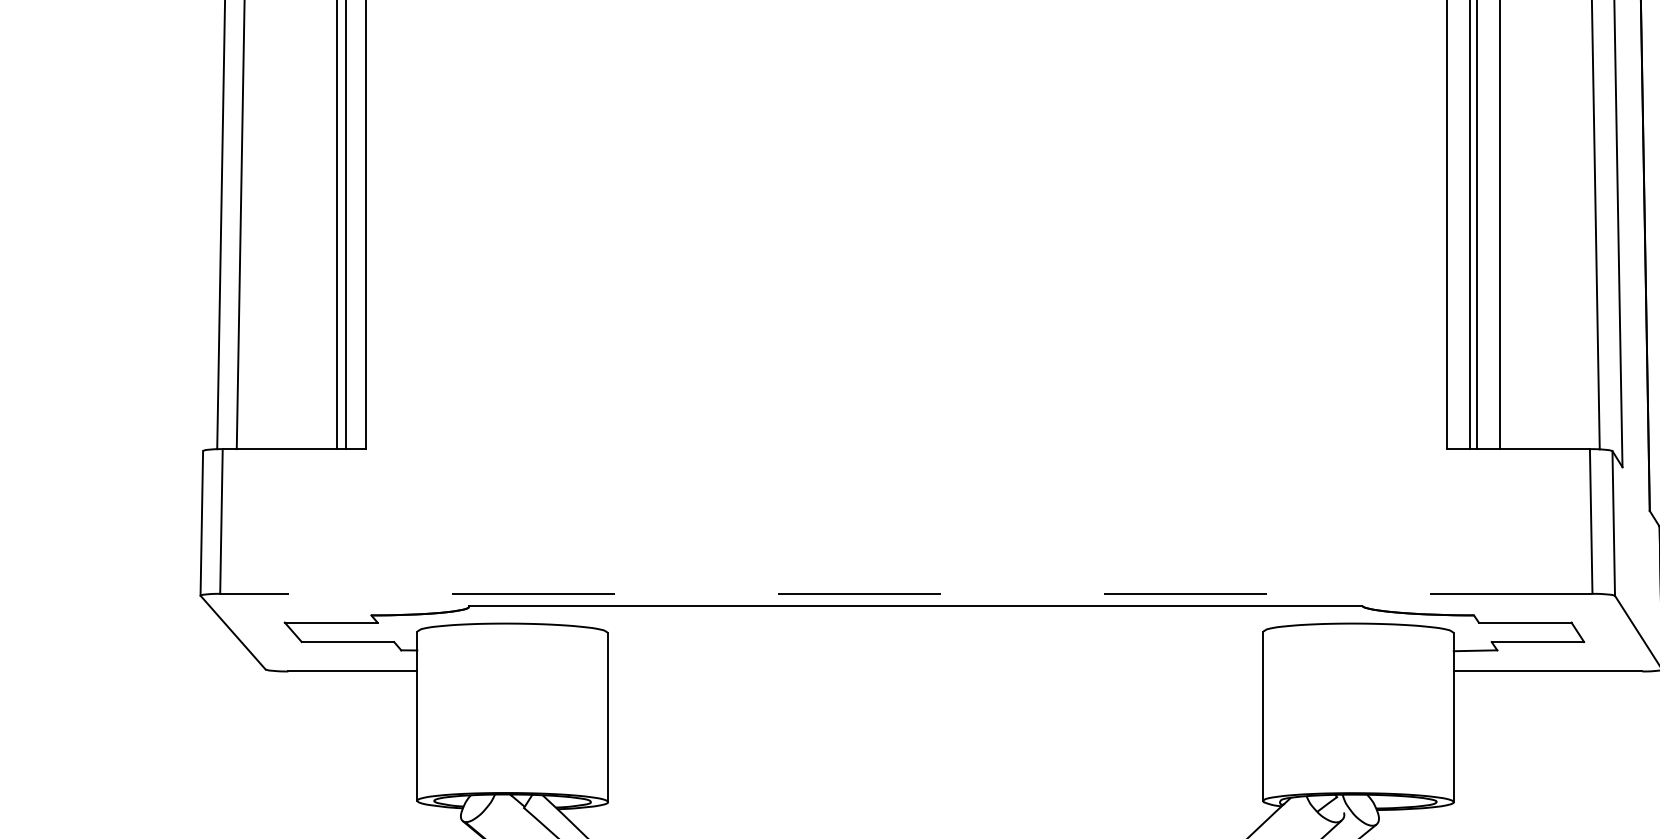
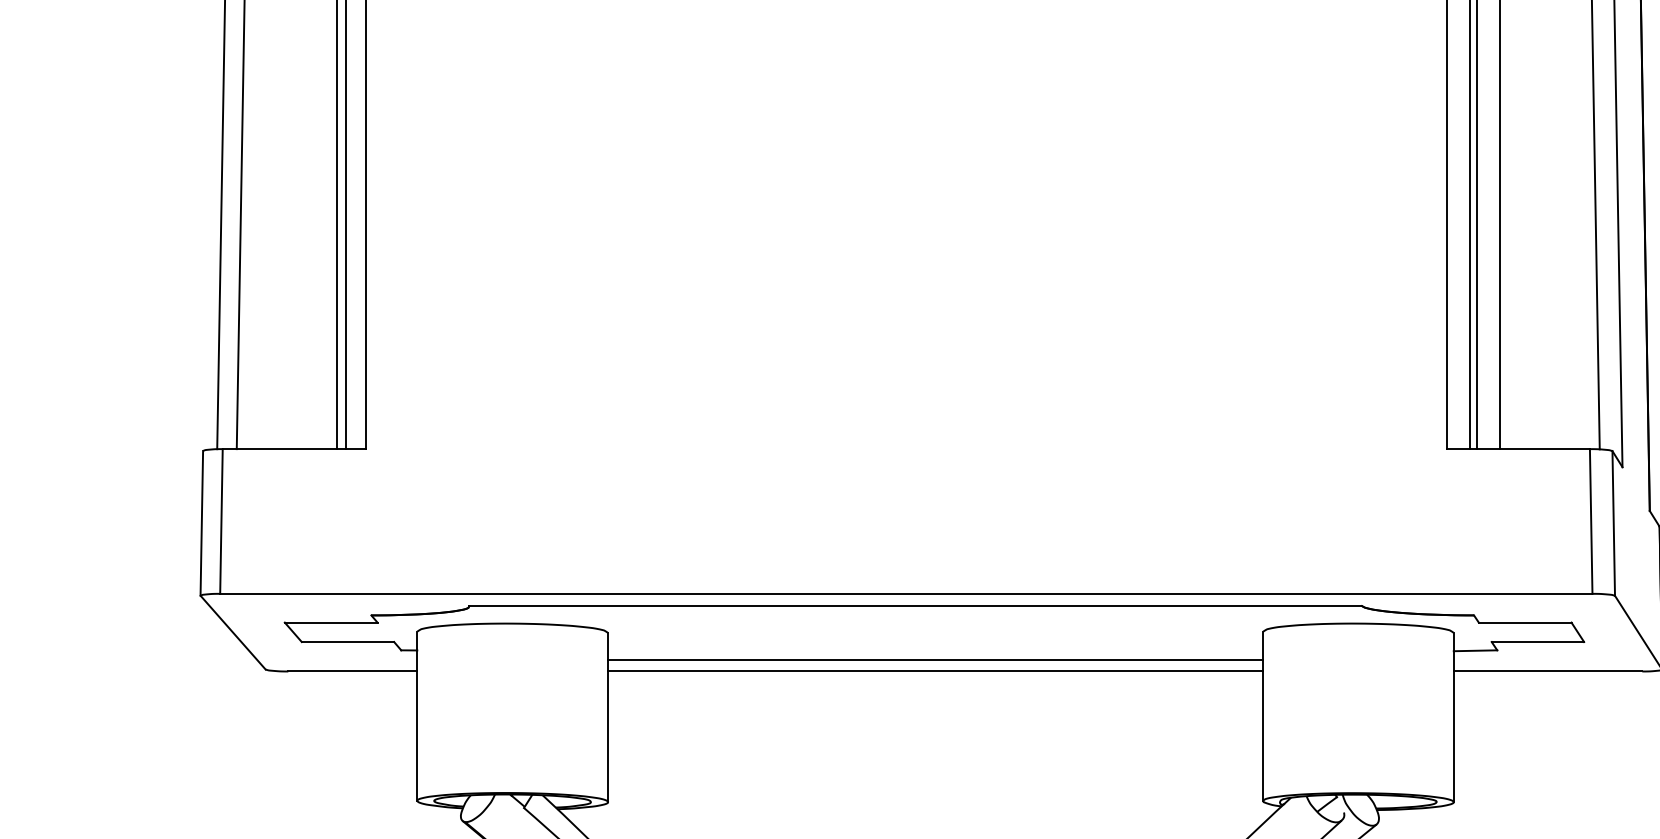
line: dashed -> solid (905, 593)
line: none -> present (935, 659)
line: none -> present (935, 671)
